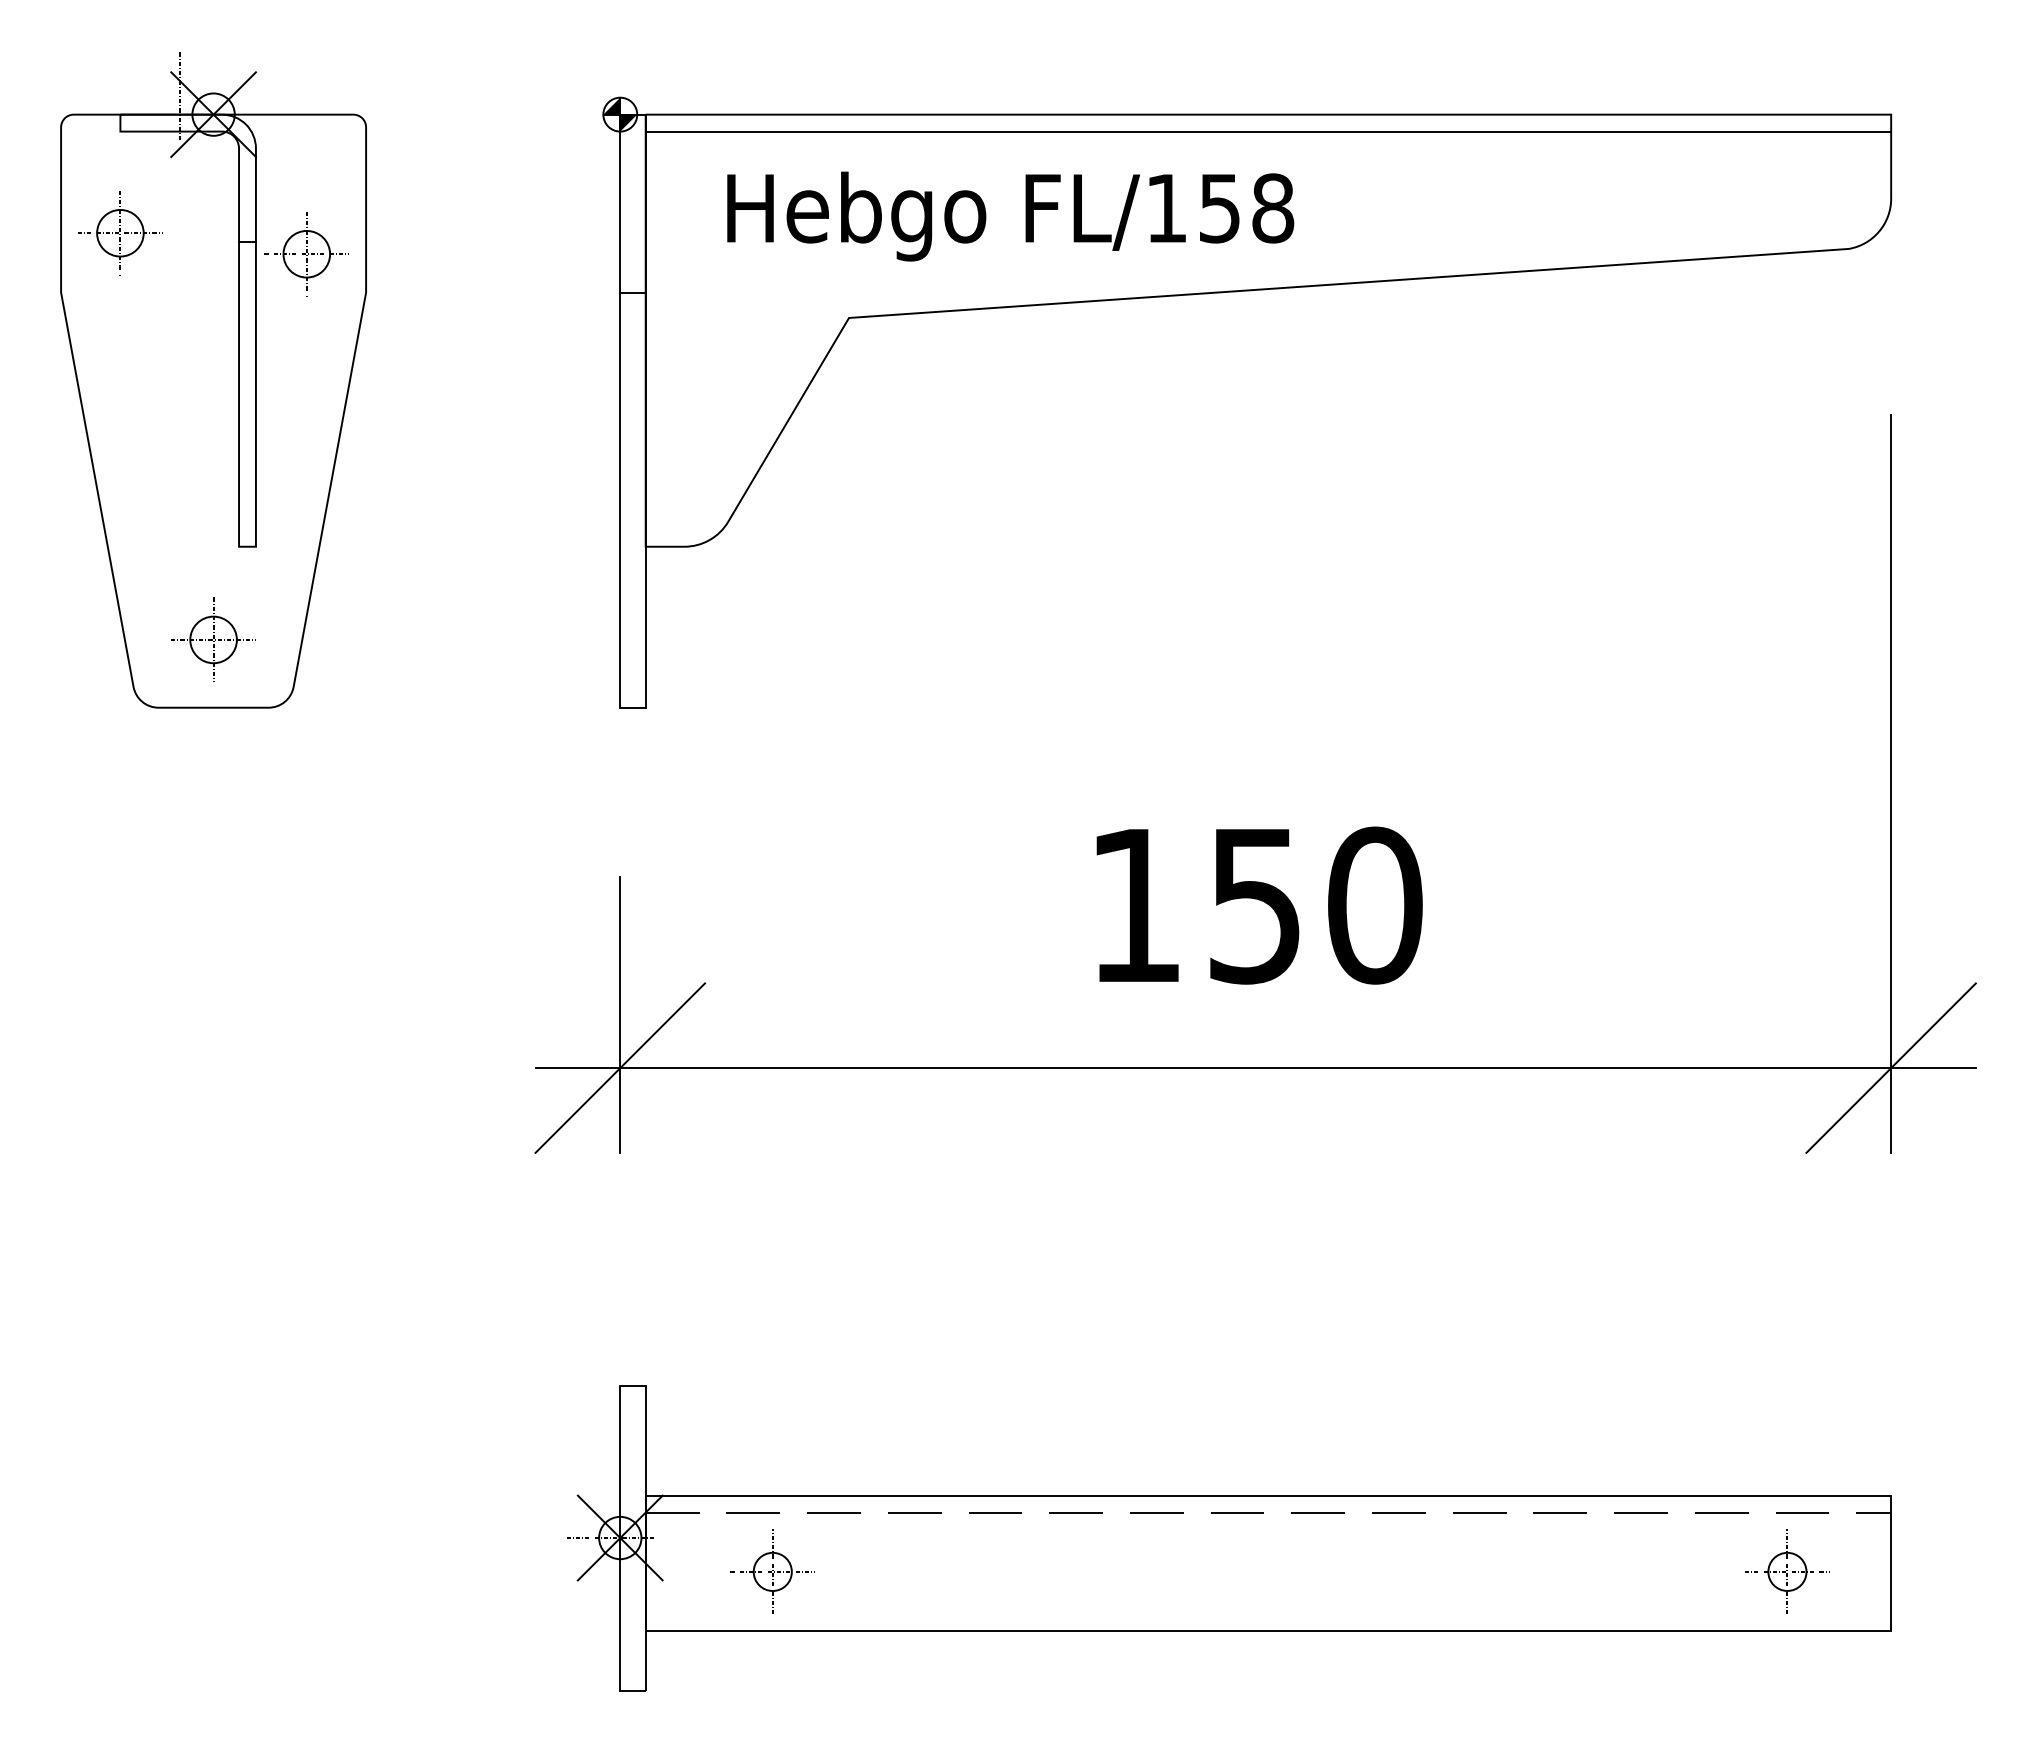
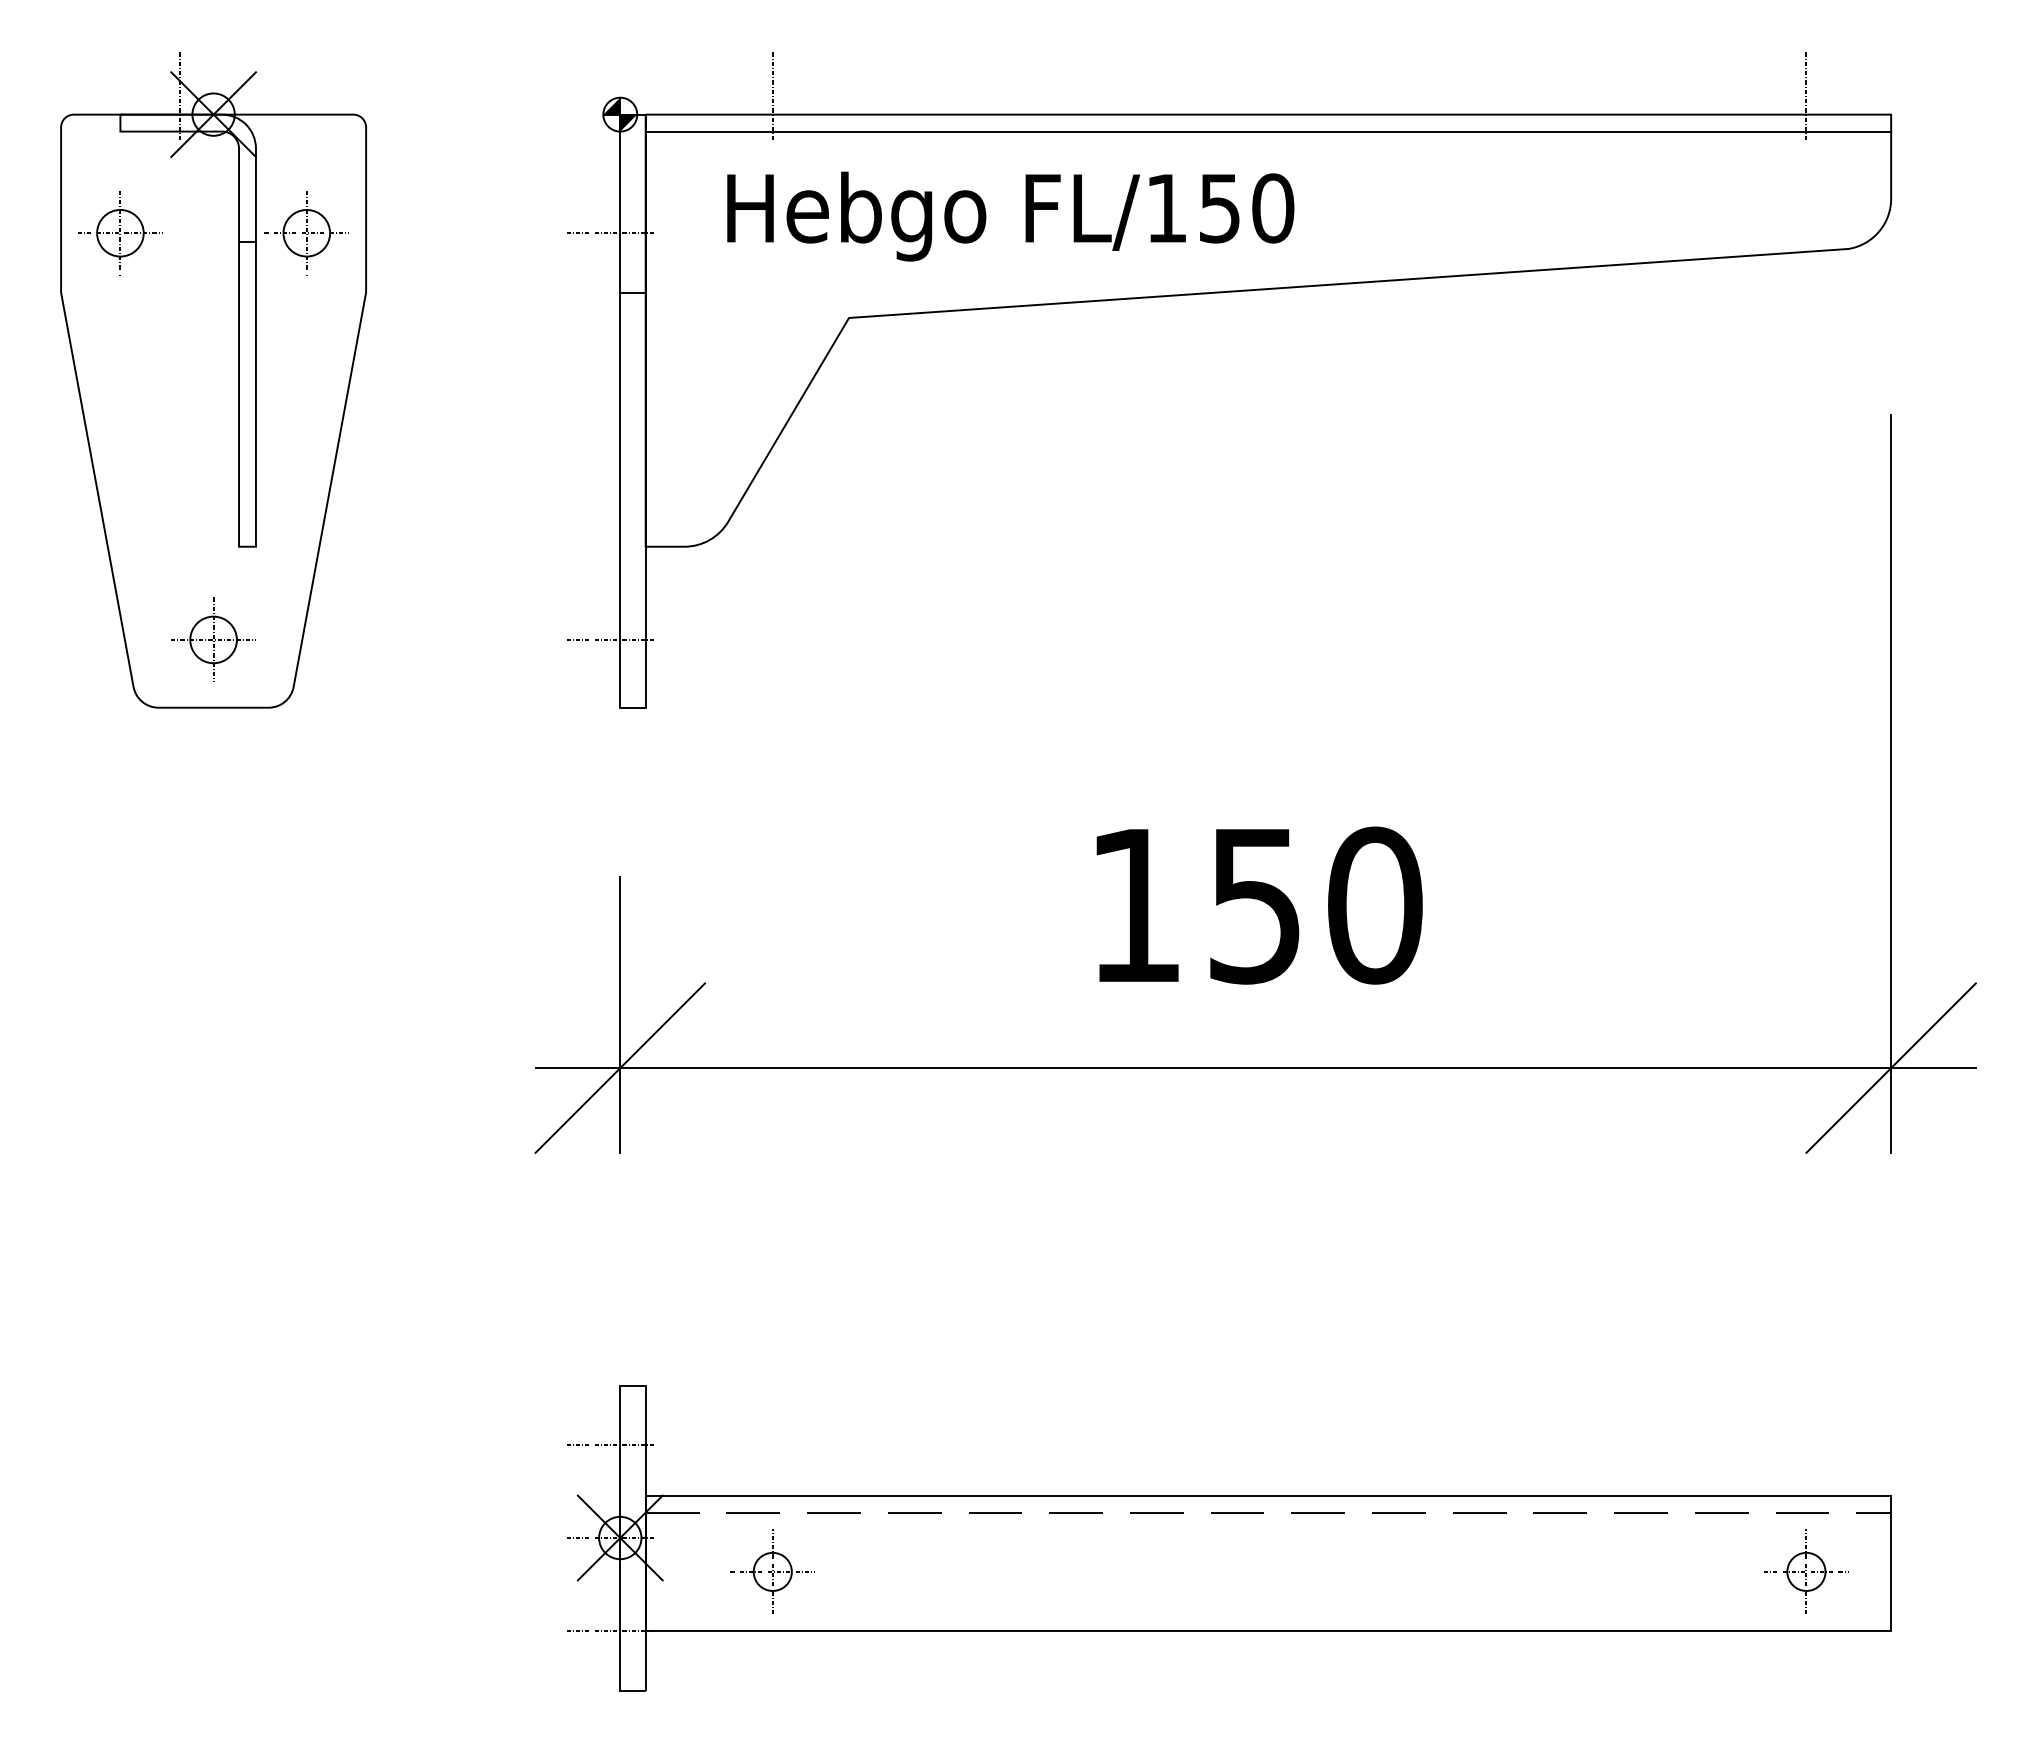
line: none -> present (772, 95)
line: none -> present (1806, 95)
text: FL/158 -> FL/150 (1273, 208)
line: none -> present (610, 233)
part position: (306, 254) -> (306, 233) (306, 233)
line: none -> present (610, 639)
line: none -> present (610, 1444)
part position: (1787, 1571) -> (1806, 1571) (1806, 1571)
line: none -> present (610, 1631)
